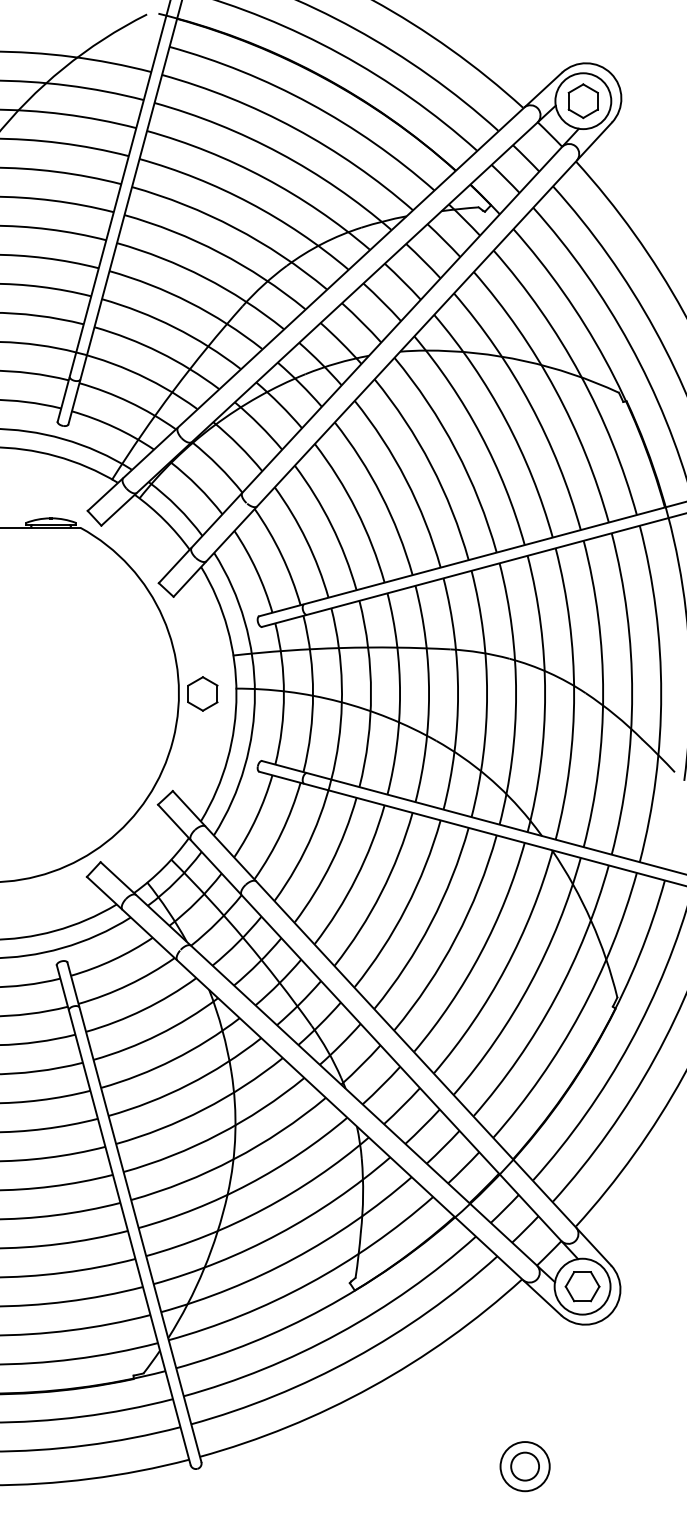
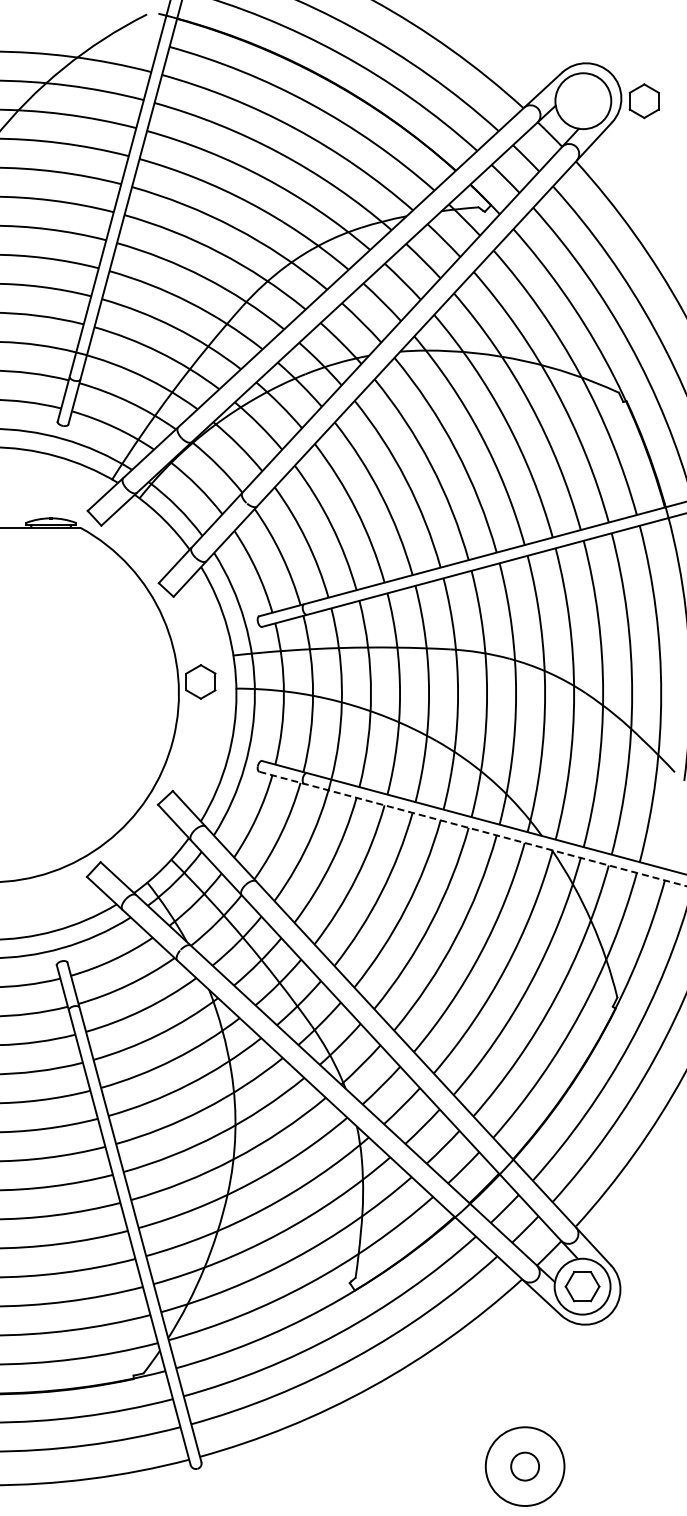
part position: (582, 101) -> (643, 101) (643, 101)
part position: (202, 693) -> (200, 681) (200, 681)
line: solid -> dashed (472, 829)
circle diameter: 49 px -> 79 px (524, 1466)
